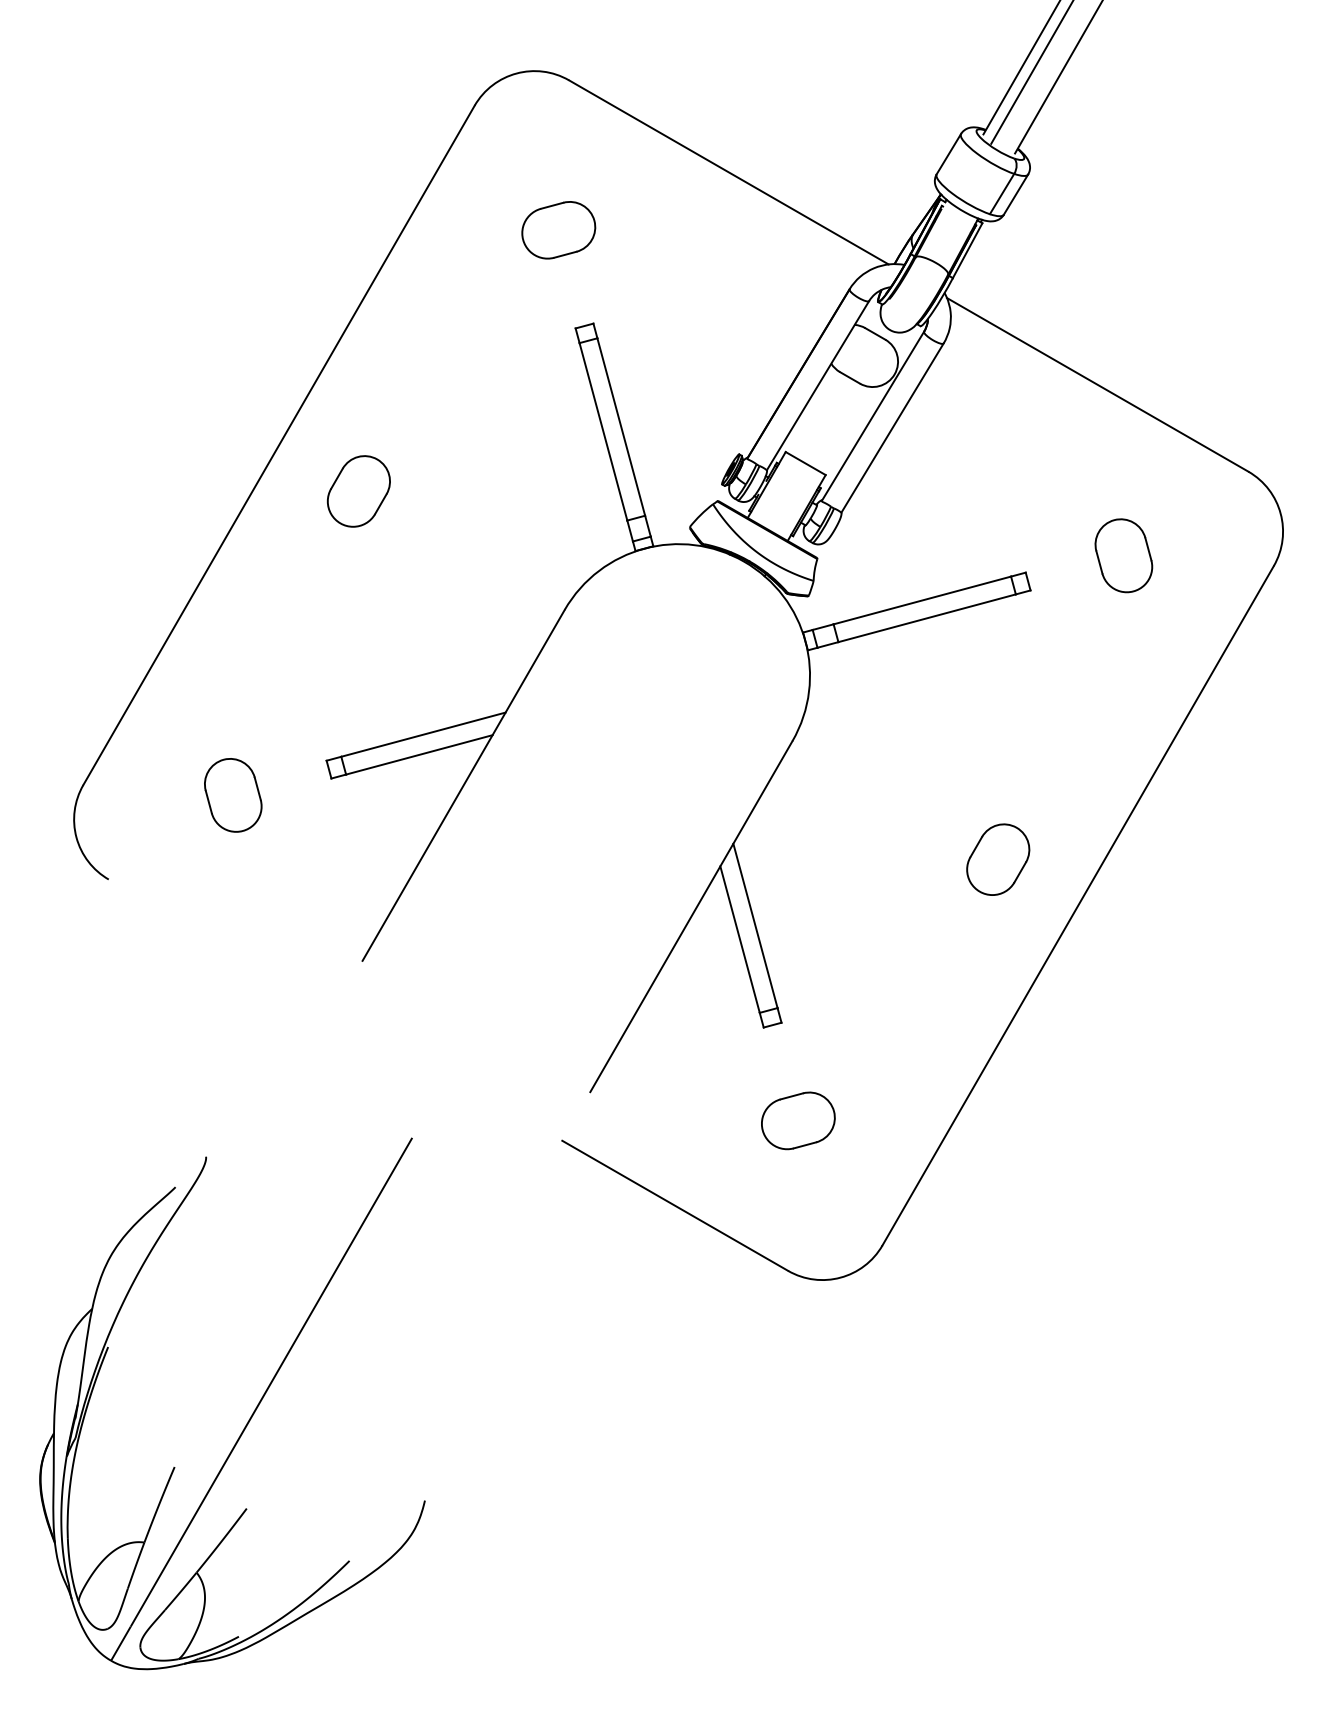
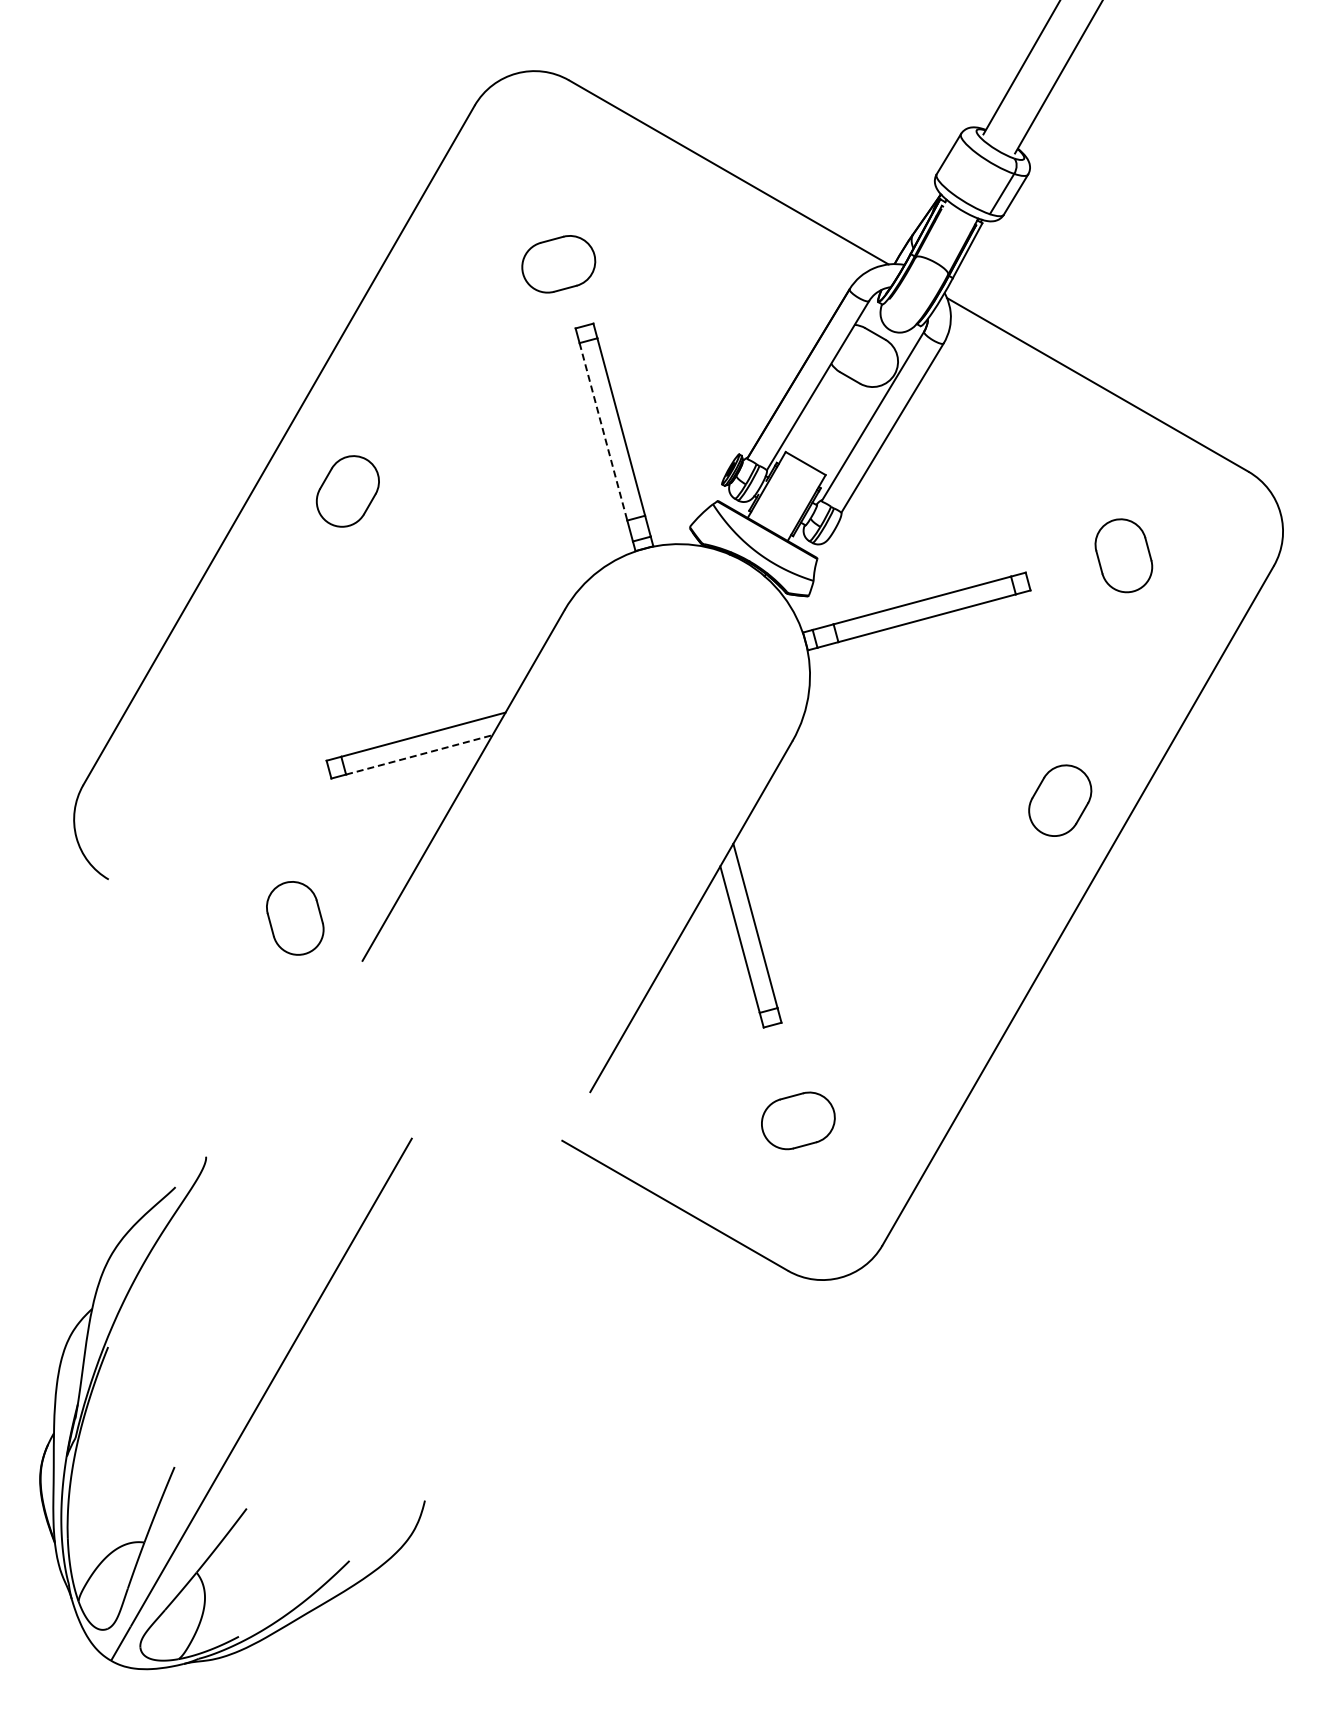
line: present -> none (1031, 72)
part position: (558, 230) -> (558, 264) (558, 264)
line: solid -> dashed (603, 431)
part position: (358, 491) -> (347, 491) (347, 491)
line: solid -> dashed (419, 754)
part position: (233, 795) -> (295, 918) (295, 918)
part position: (998, 859) -> (1060, 800) (1060, 800)
